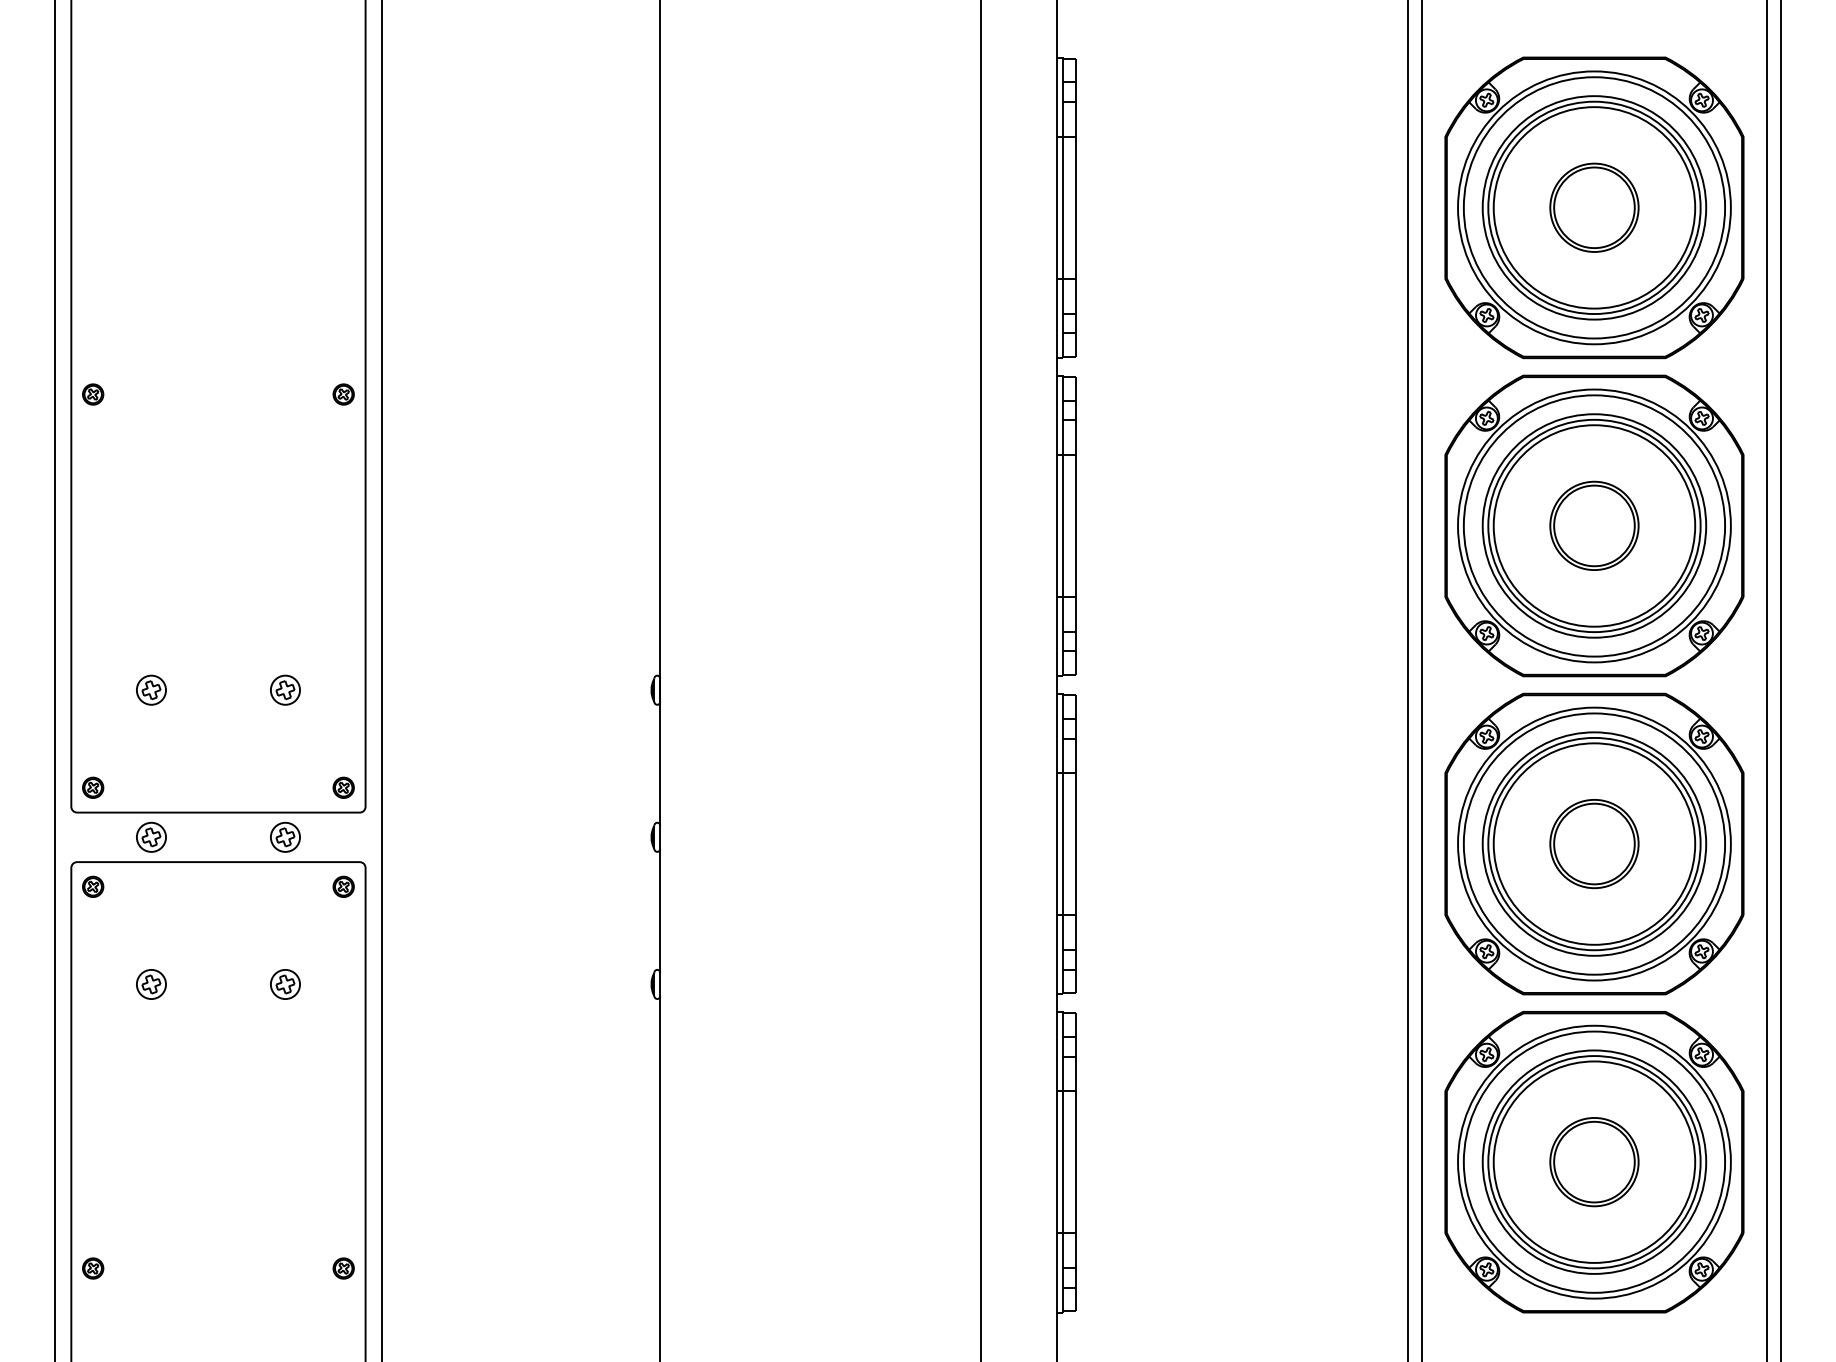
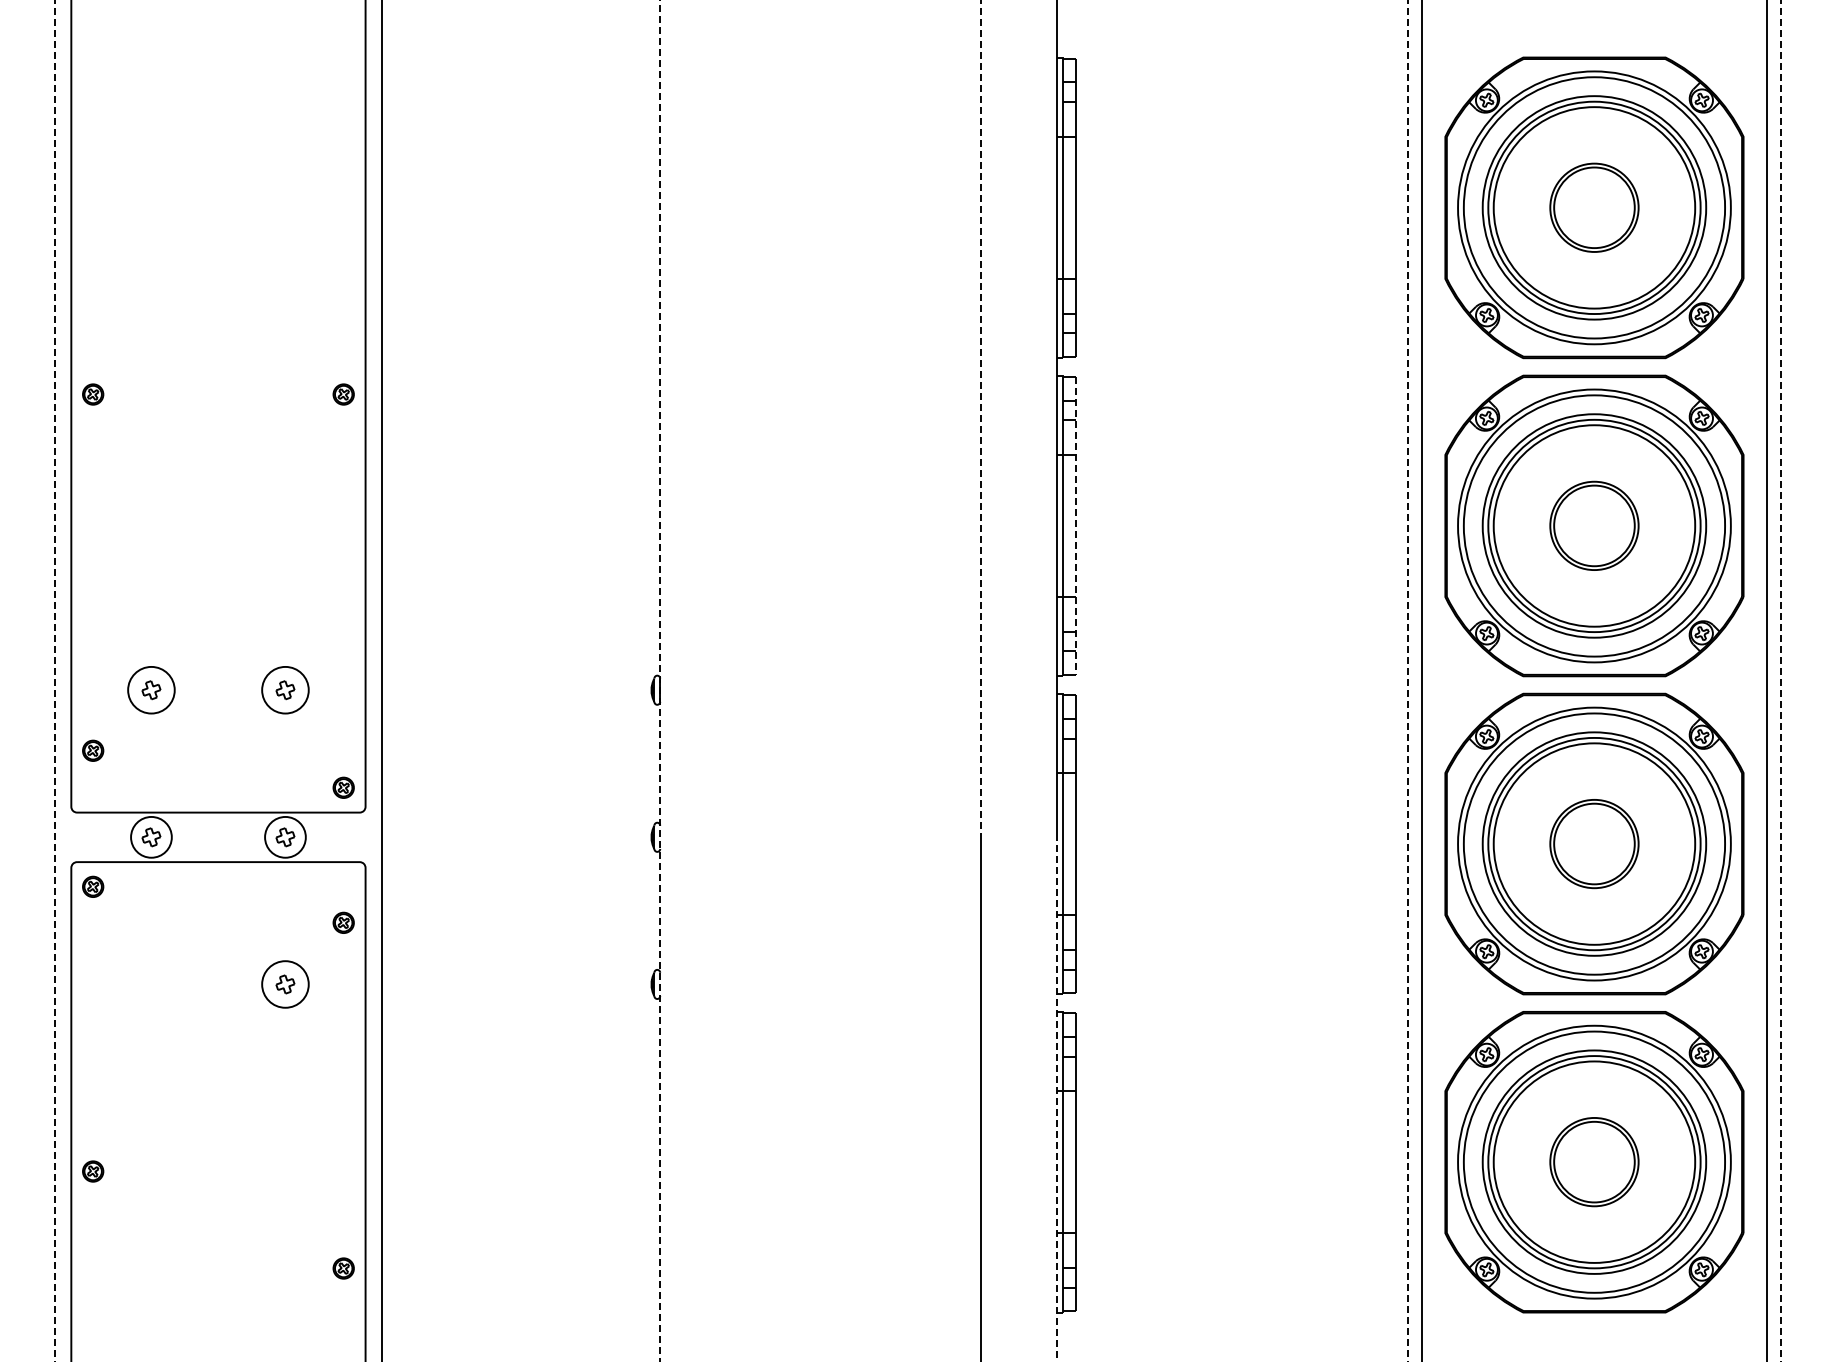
line: solid -> dashed (980, 420)
line: solid -> dashed (1075, 525)
line: solid -> dashed (55, 680)
line: solid -> dashed (660, 681)
line: solid -> dashed (1408, 681)
line: solid -> dashed (1780, 681)
circle diameter: 29 px -> 47 px (151, 689)
circle diameter: 29 px -> 47 px (285, 689)
part position: (93, 787) -> (93, 750) (93, 750)
circle diameter: 29 px -> 41 px (151, 836)
circle diameter: 29 px -> 41 px (285, 836)
part position: (343, 886) -> (343, 922) (343, 922)
part: present -> none (151, 984)
circle diameter: 29 px -> 47 px (285, 984)
line: solid -> dashed (1056, 1101)
part position: (93, 1268) -> (93, 1171) (93, 1171)
